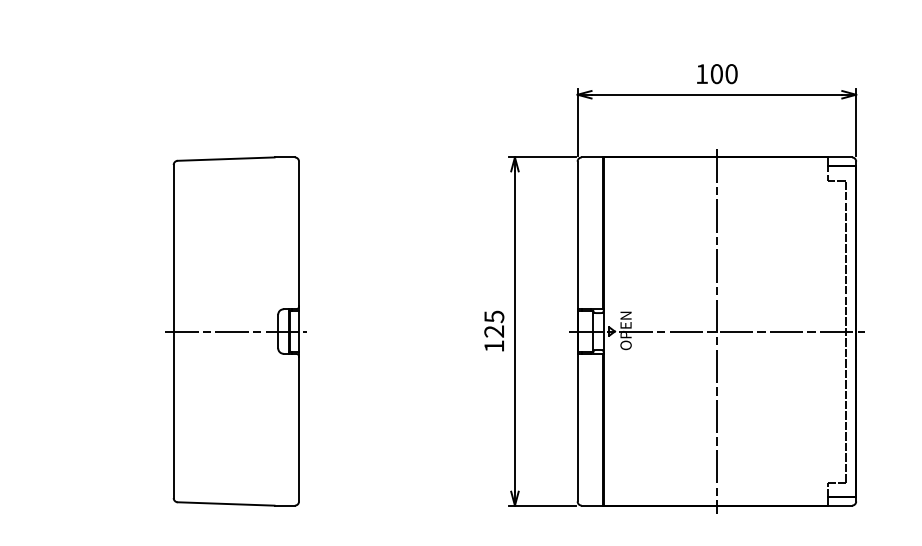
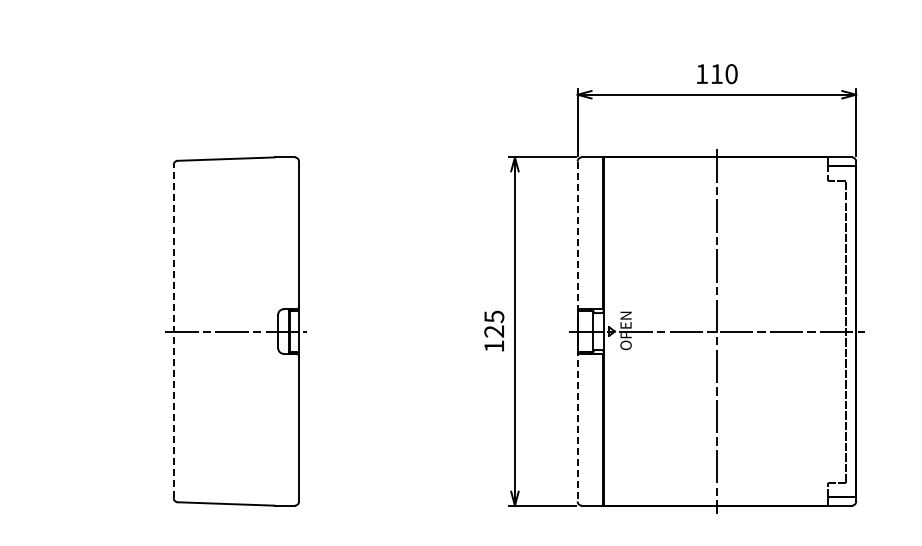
text: 100 -> 110 (716, 74)
line: solid -> dashed (173, 331)
line: solid -> dashed (577, 331)
